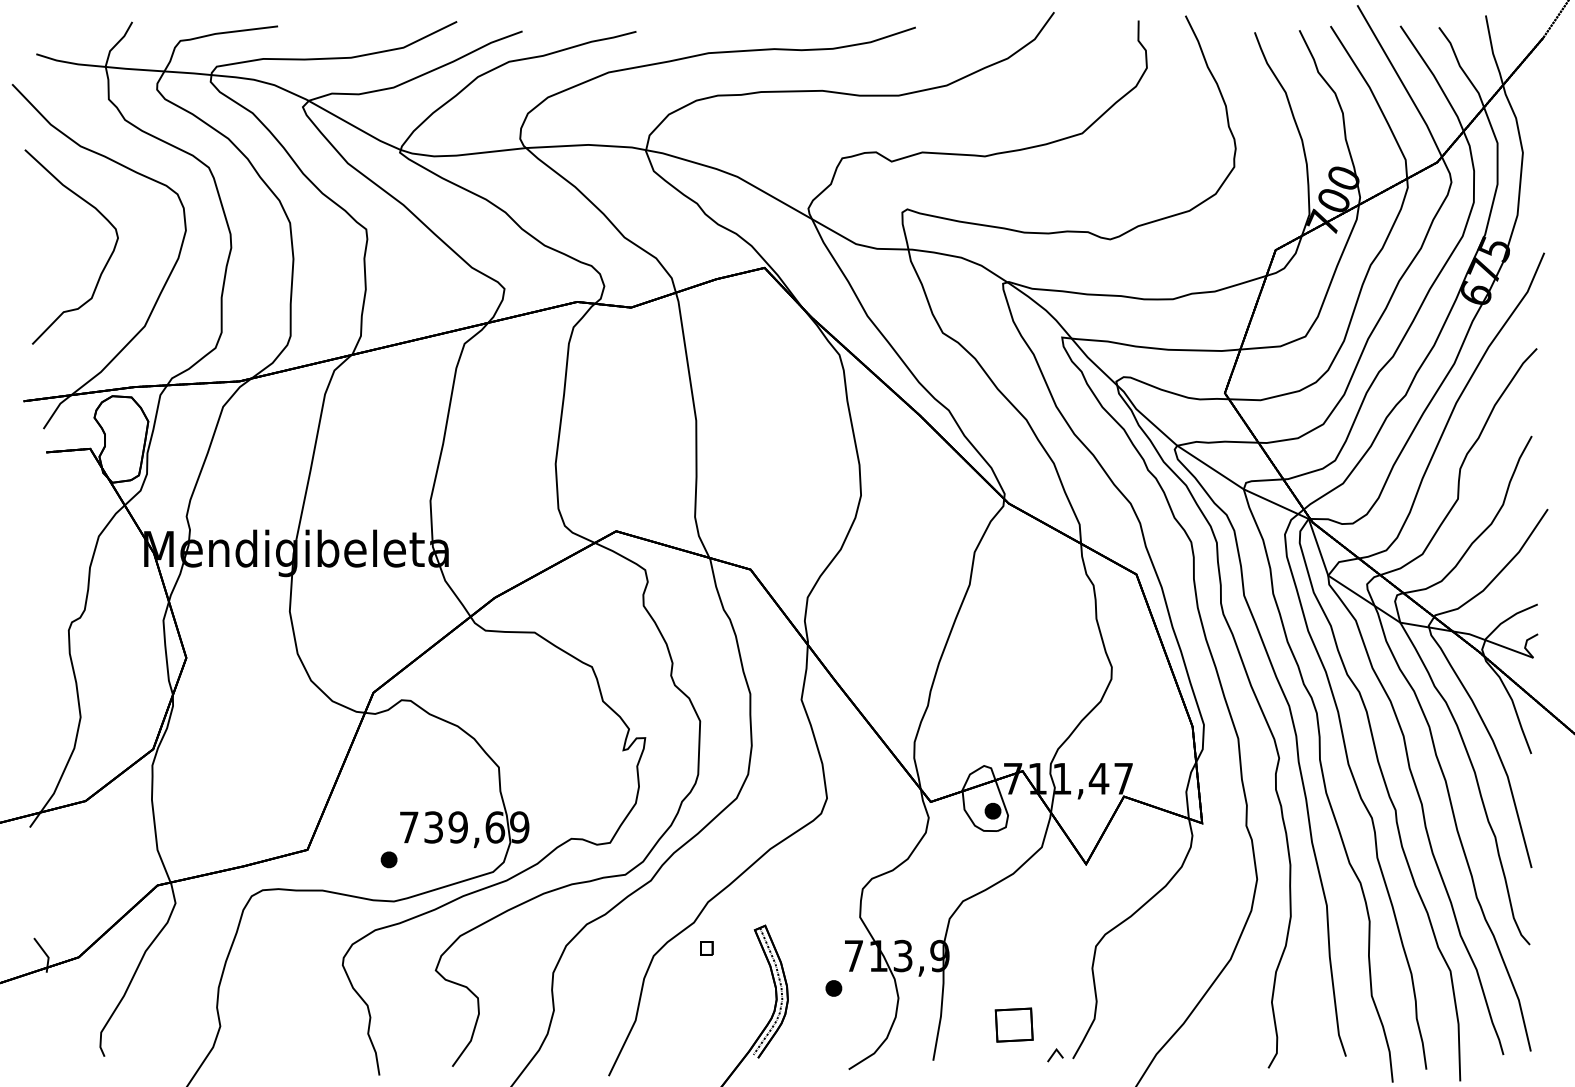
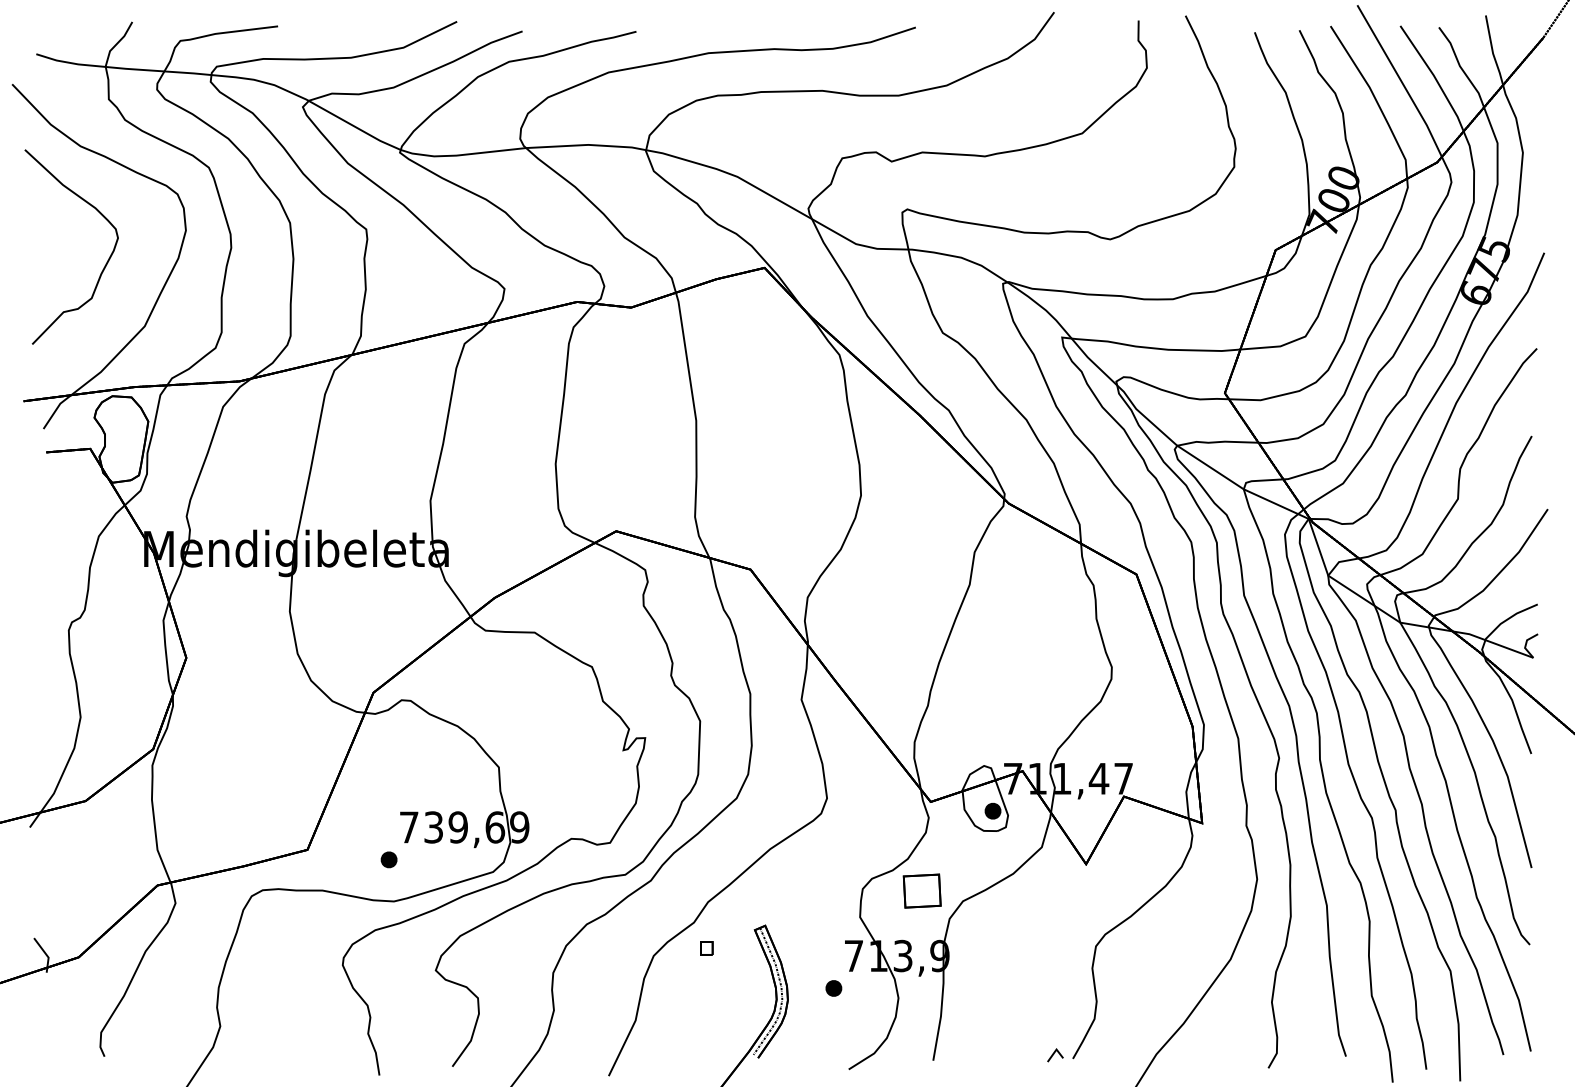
part position: (1013, 1024) -> (921, 890) (921, 890)
